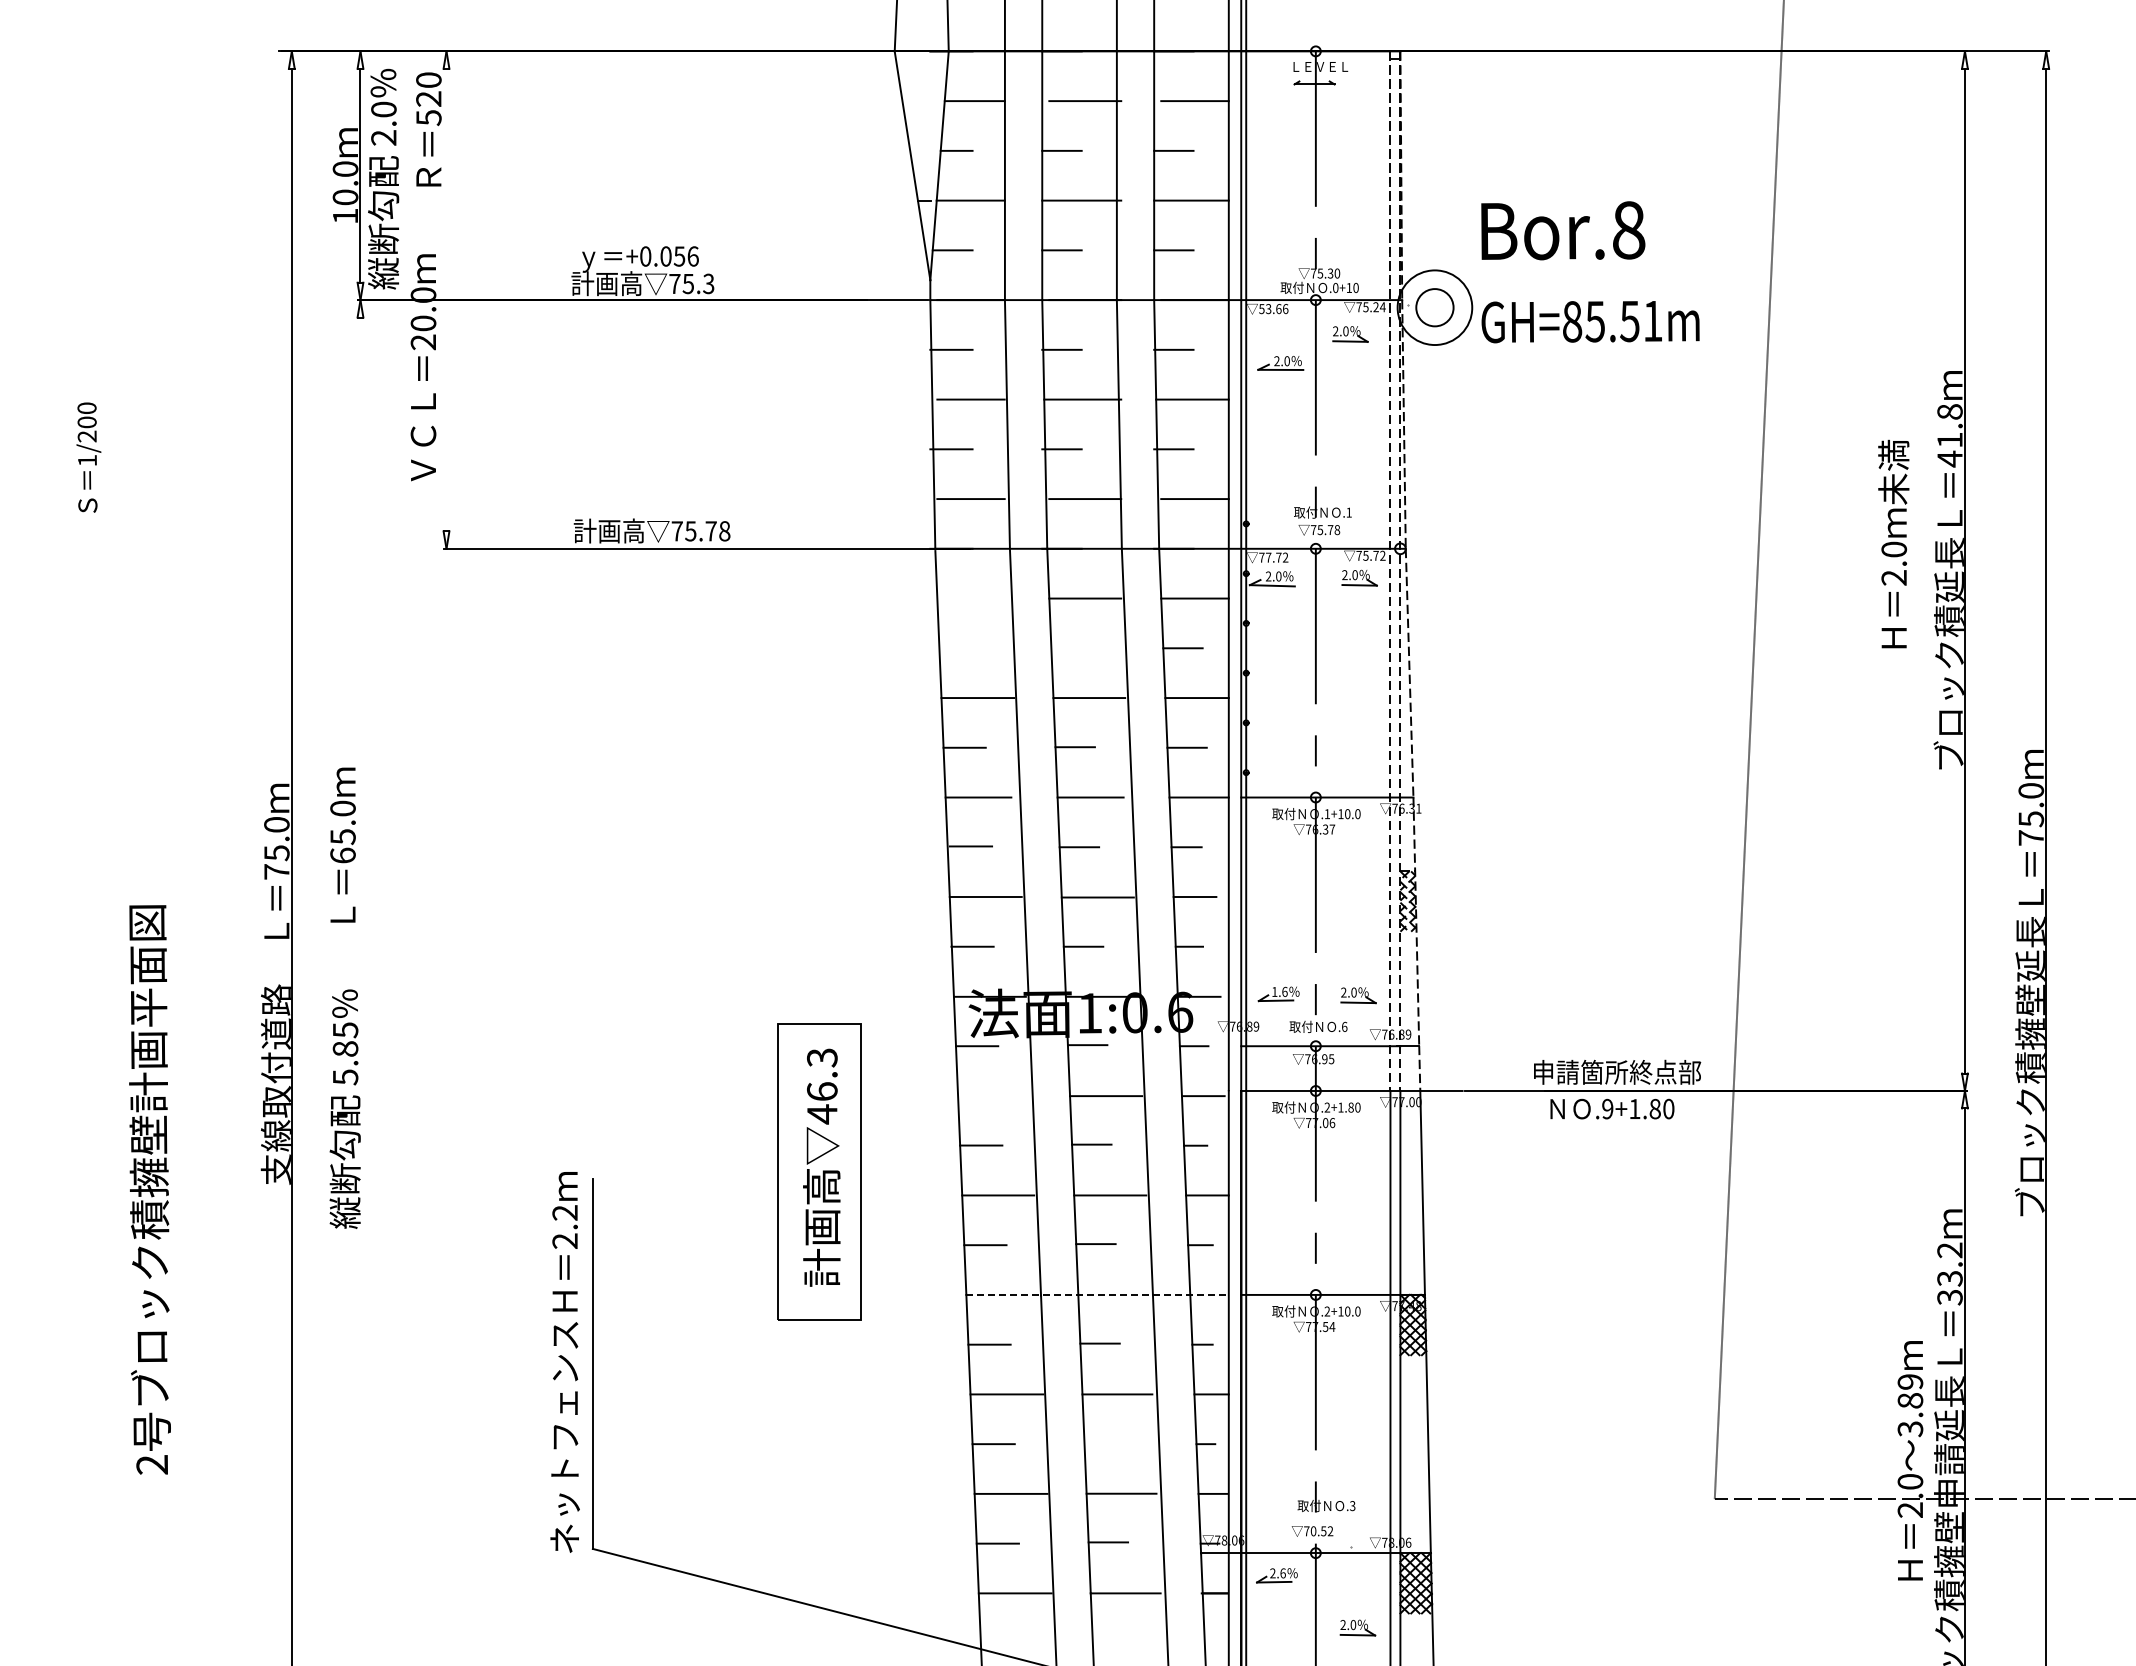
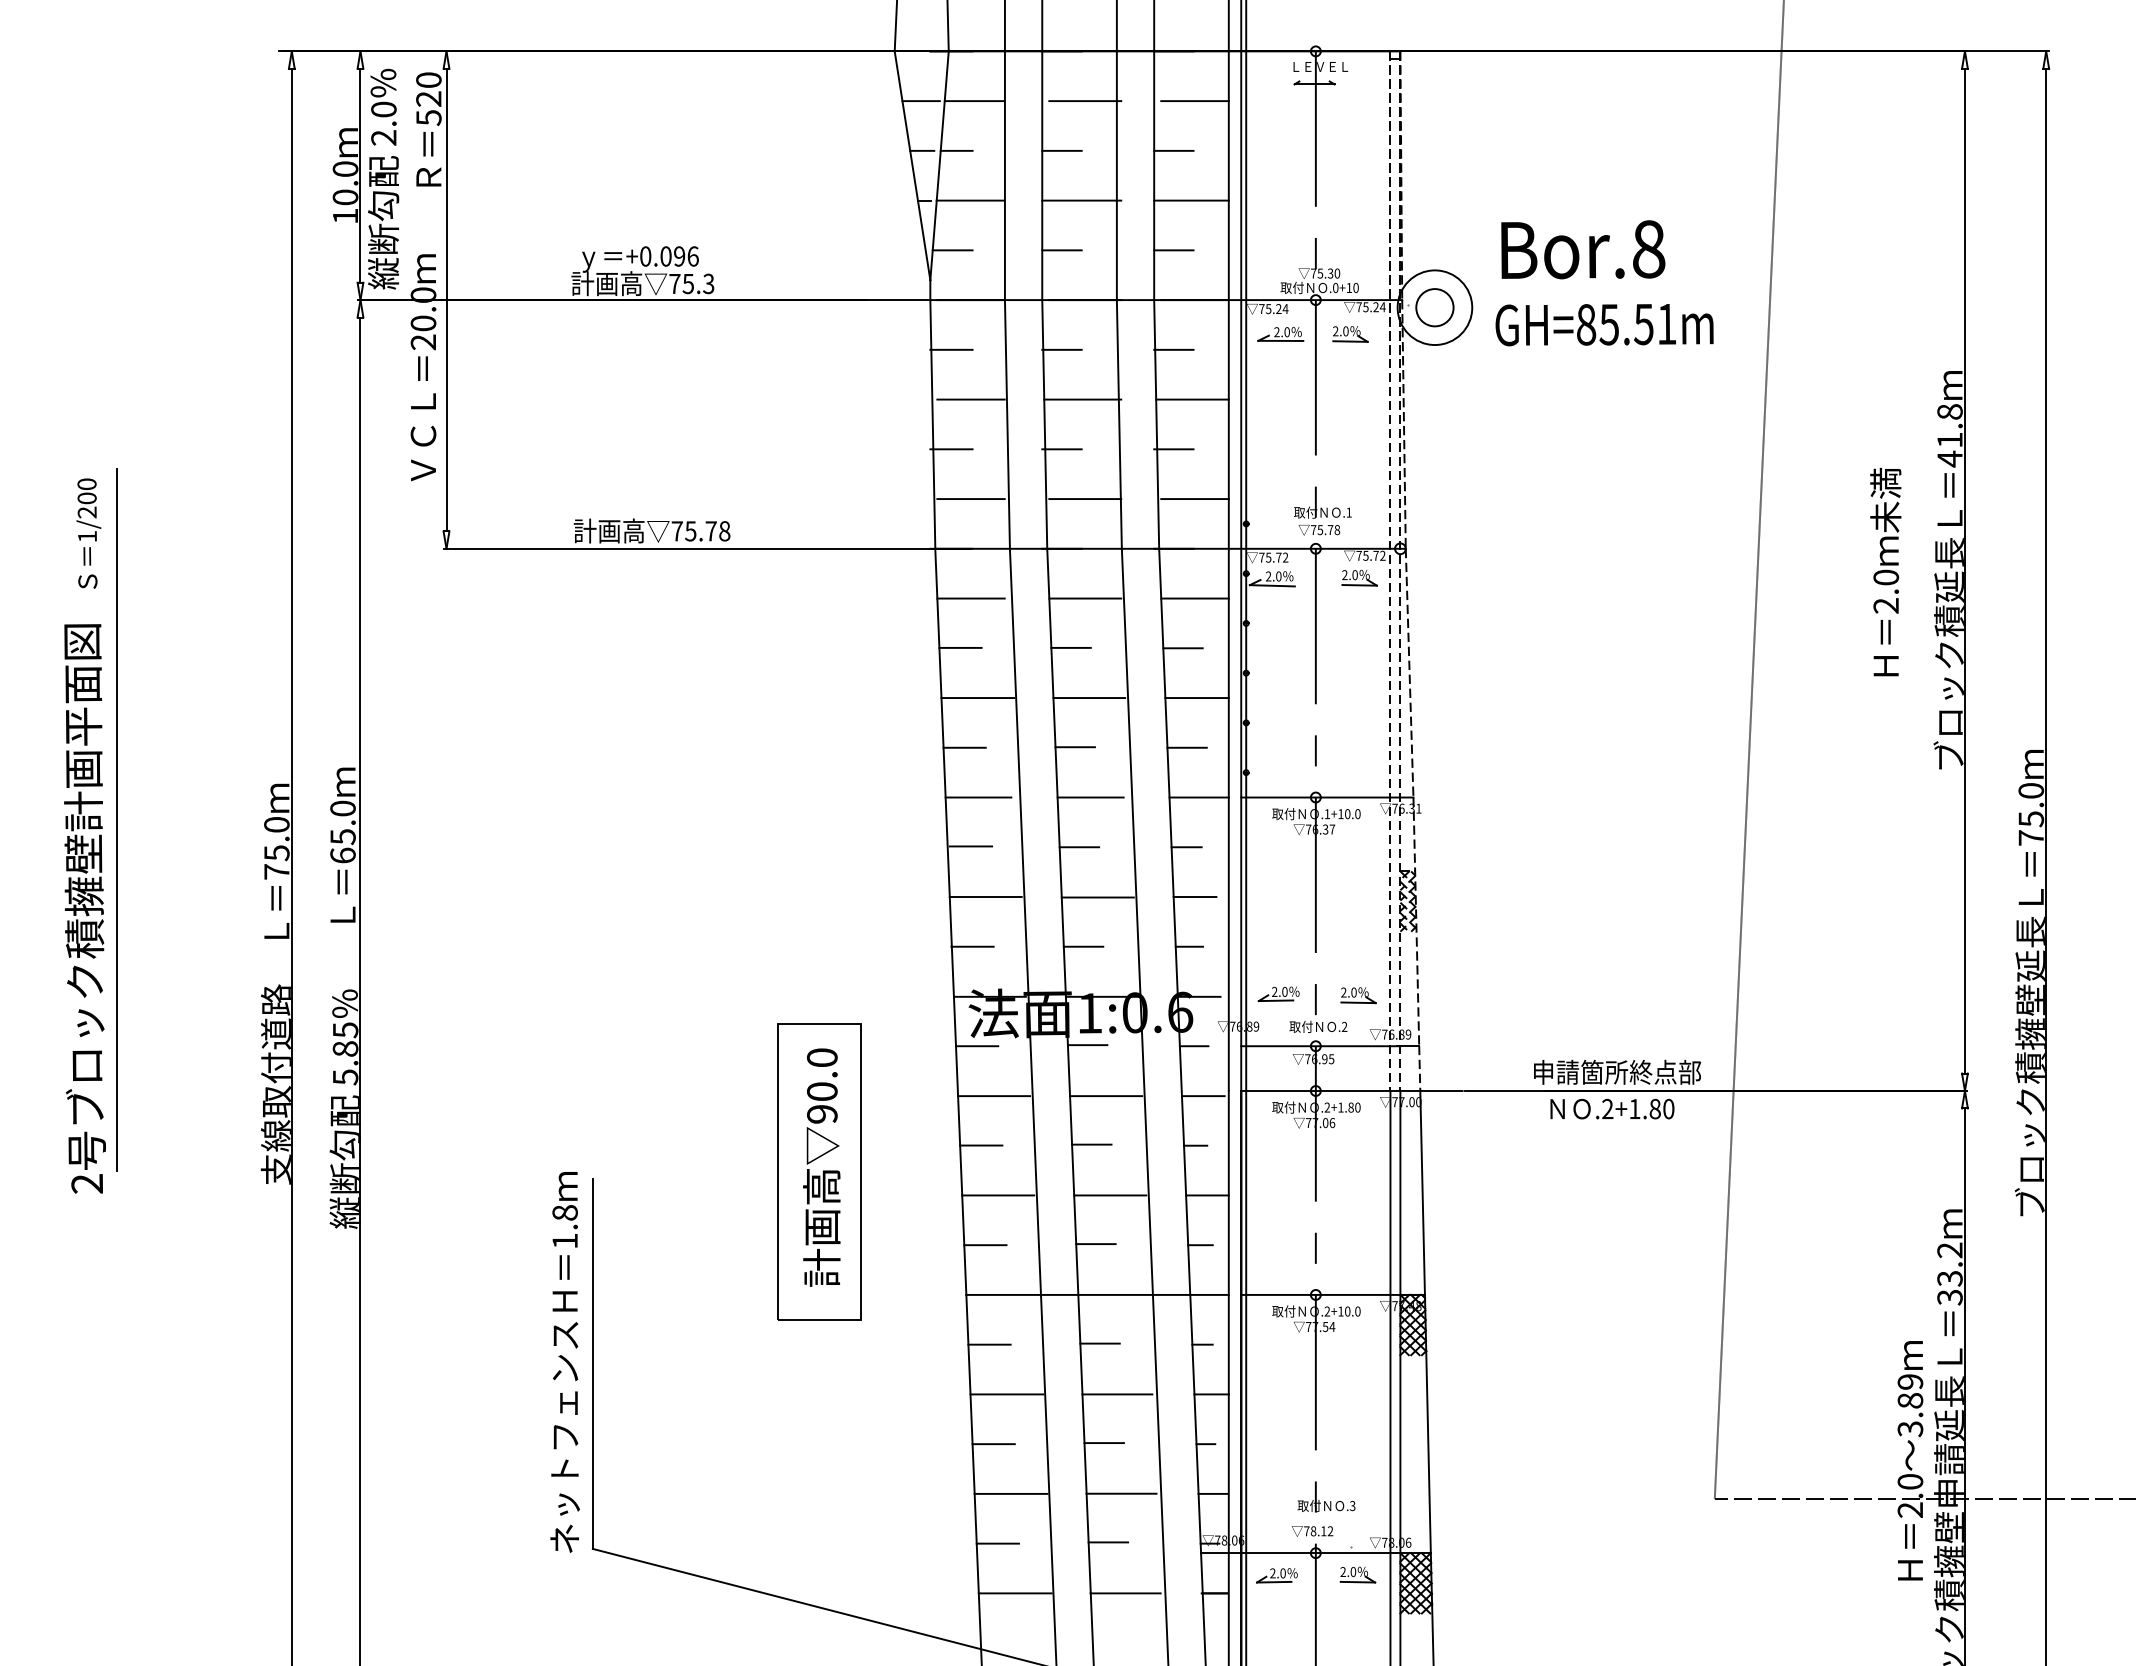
line: none -> present (920, 101)
line: none -> present (922, 150)
text position: (1563, 230) -> (1583, 249) (1583, 249)
text: +0.056 -> +0.096 (679, 256)
line: none -> present (446, 299)
text: 53.66 -> 75.24 (1273, 309)
text position: (1590, 322) -> (1604, 325) (1604, 325)
part position: (1280, 363) -> (1280, 334) (1280, 334)
text position: (88, 457) -> (88, 533) (88, 533)
text position: (1893, 543) -> (1885, 571) (1885, 571)
text: 77.72 -> 75.72 (1268, 557)
line: none -> present (970, 598)
line: none -> present (960, 647)
line: none -> present (1070, 647)
line: none -> present (117, 820)
line: none -> present (360, 989)
text: 1.6 -> 2.0 (1279, 991)
text: .6 -> .2 (1344, 1026)
text: 46.3 -> 90.0 (822, 1086)
line: none -> present (994, 1096)
text: .9+1.80 -> .2+1.80 (1607, 1109)
text position: (149, 1189) -> (84, 908) (84, 908)
text: 2.2 -> 1.8 (564, 1226)
line: dashed -> solid (1098, 1294)
line: none -> present (1103, 1443)
text: 70.52 -> 78.12 (1318, 1531)
text: 2.6 -> 2.0 (1282, 1573)
part position: (1357, 1627) -> (1357, 1574) (1357, 1574)
